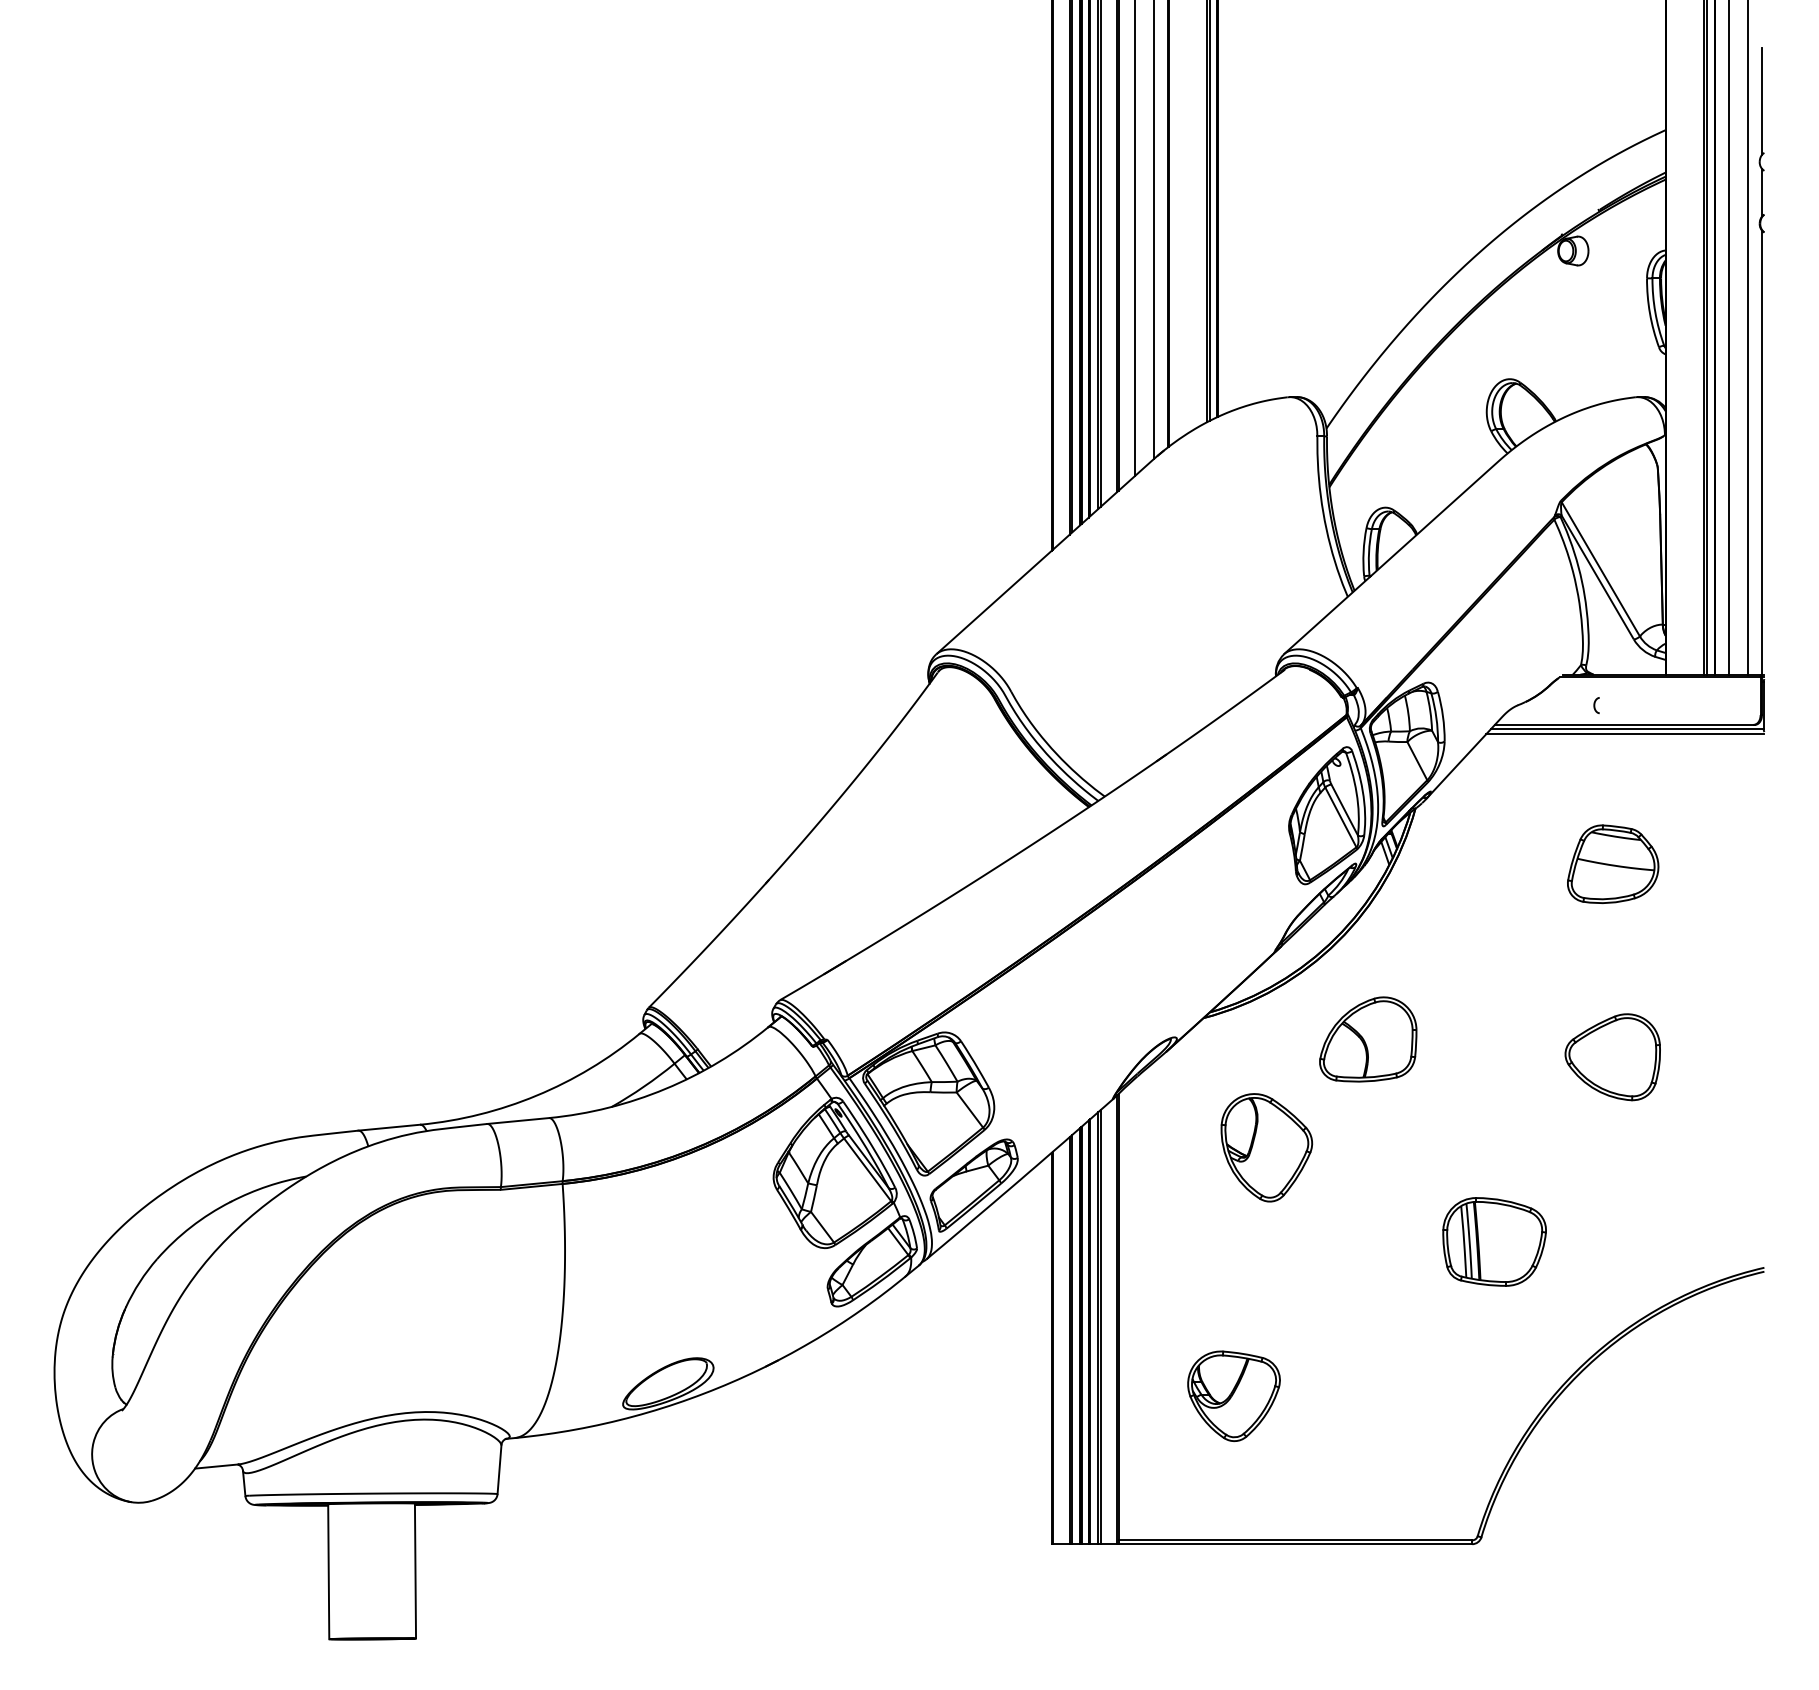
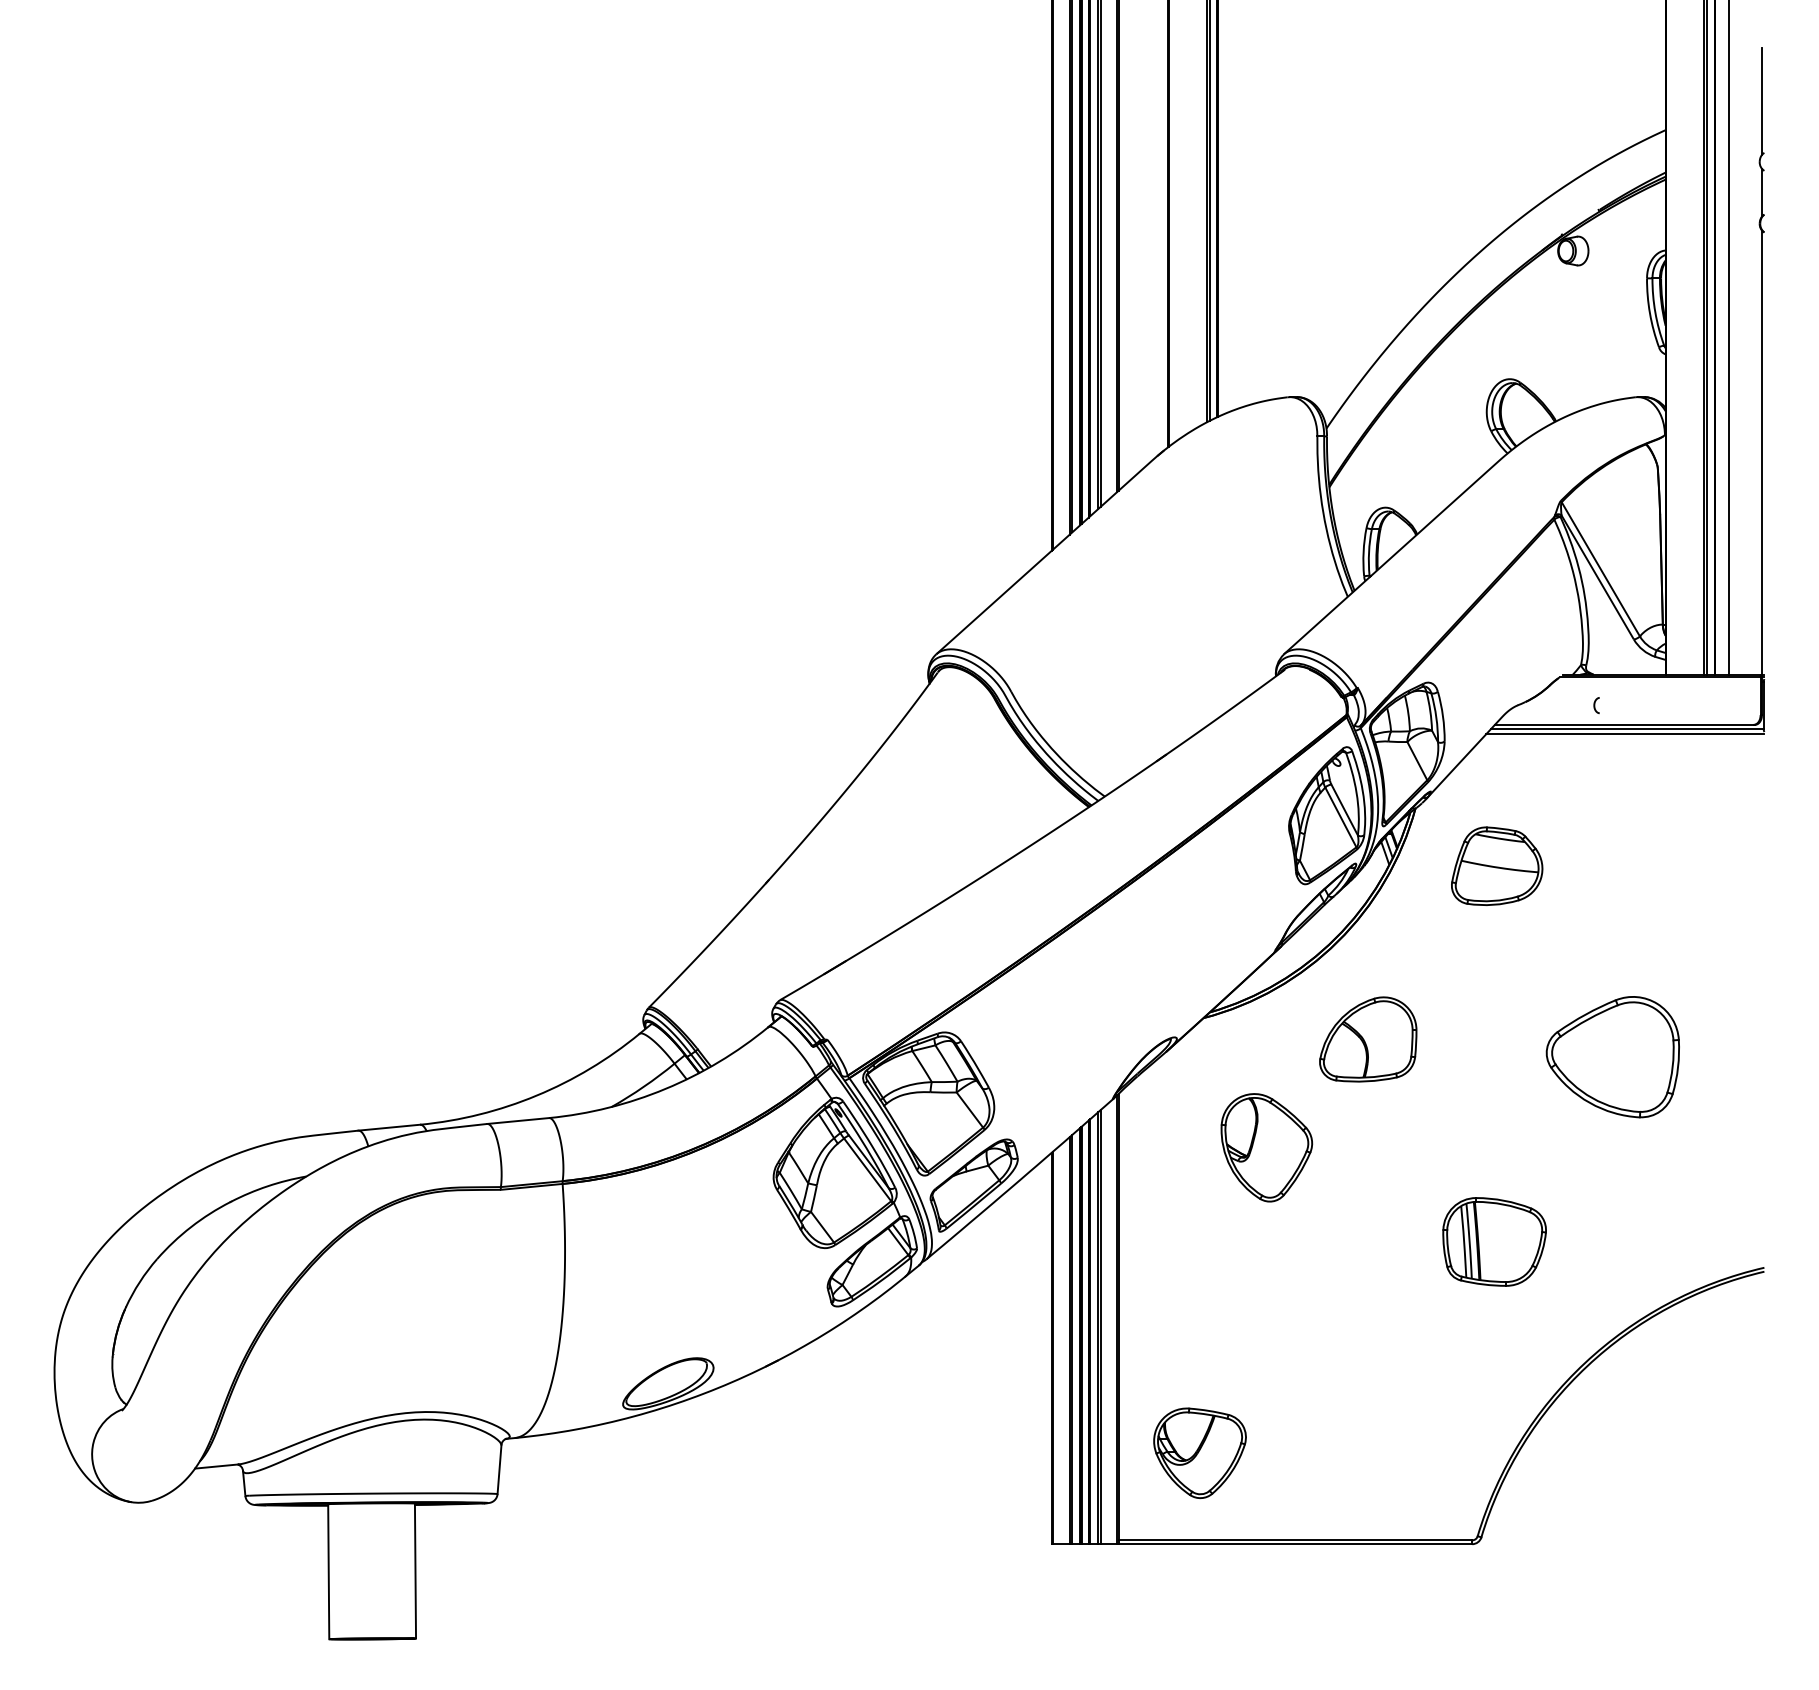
line: present -> none (1154, 230)
line: present -> none (1134, 239)
line: present -> none (1748, 338)
part position: (1613, 863) -> (1497, 865) (1497, 865)
part size: 97x89 px -> 135x123 px (1612, 1057)
part position: (1233, 1395) -> (1199, 1452) (1199, 1452)
